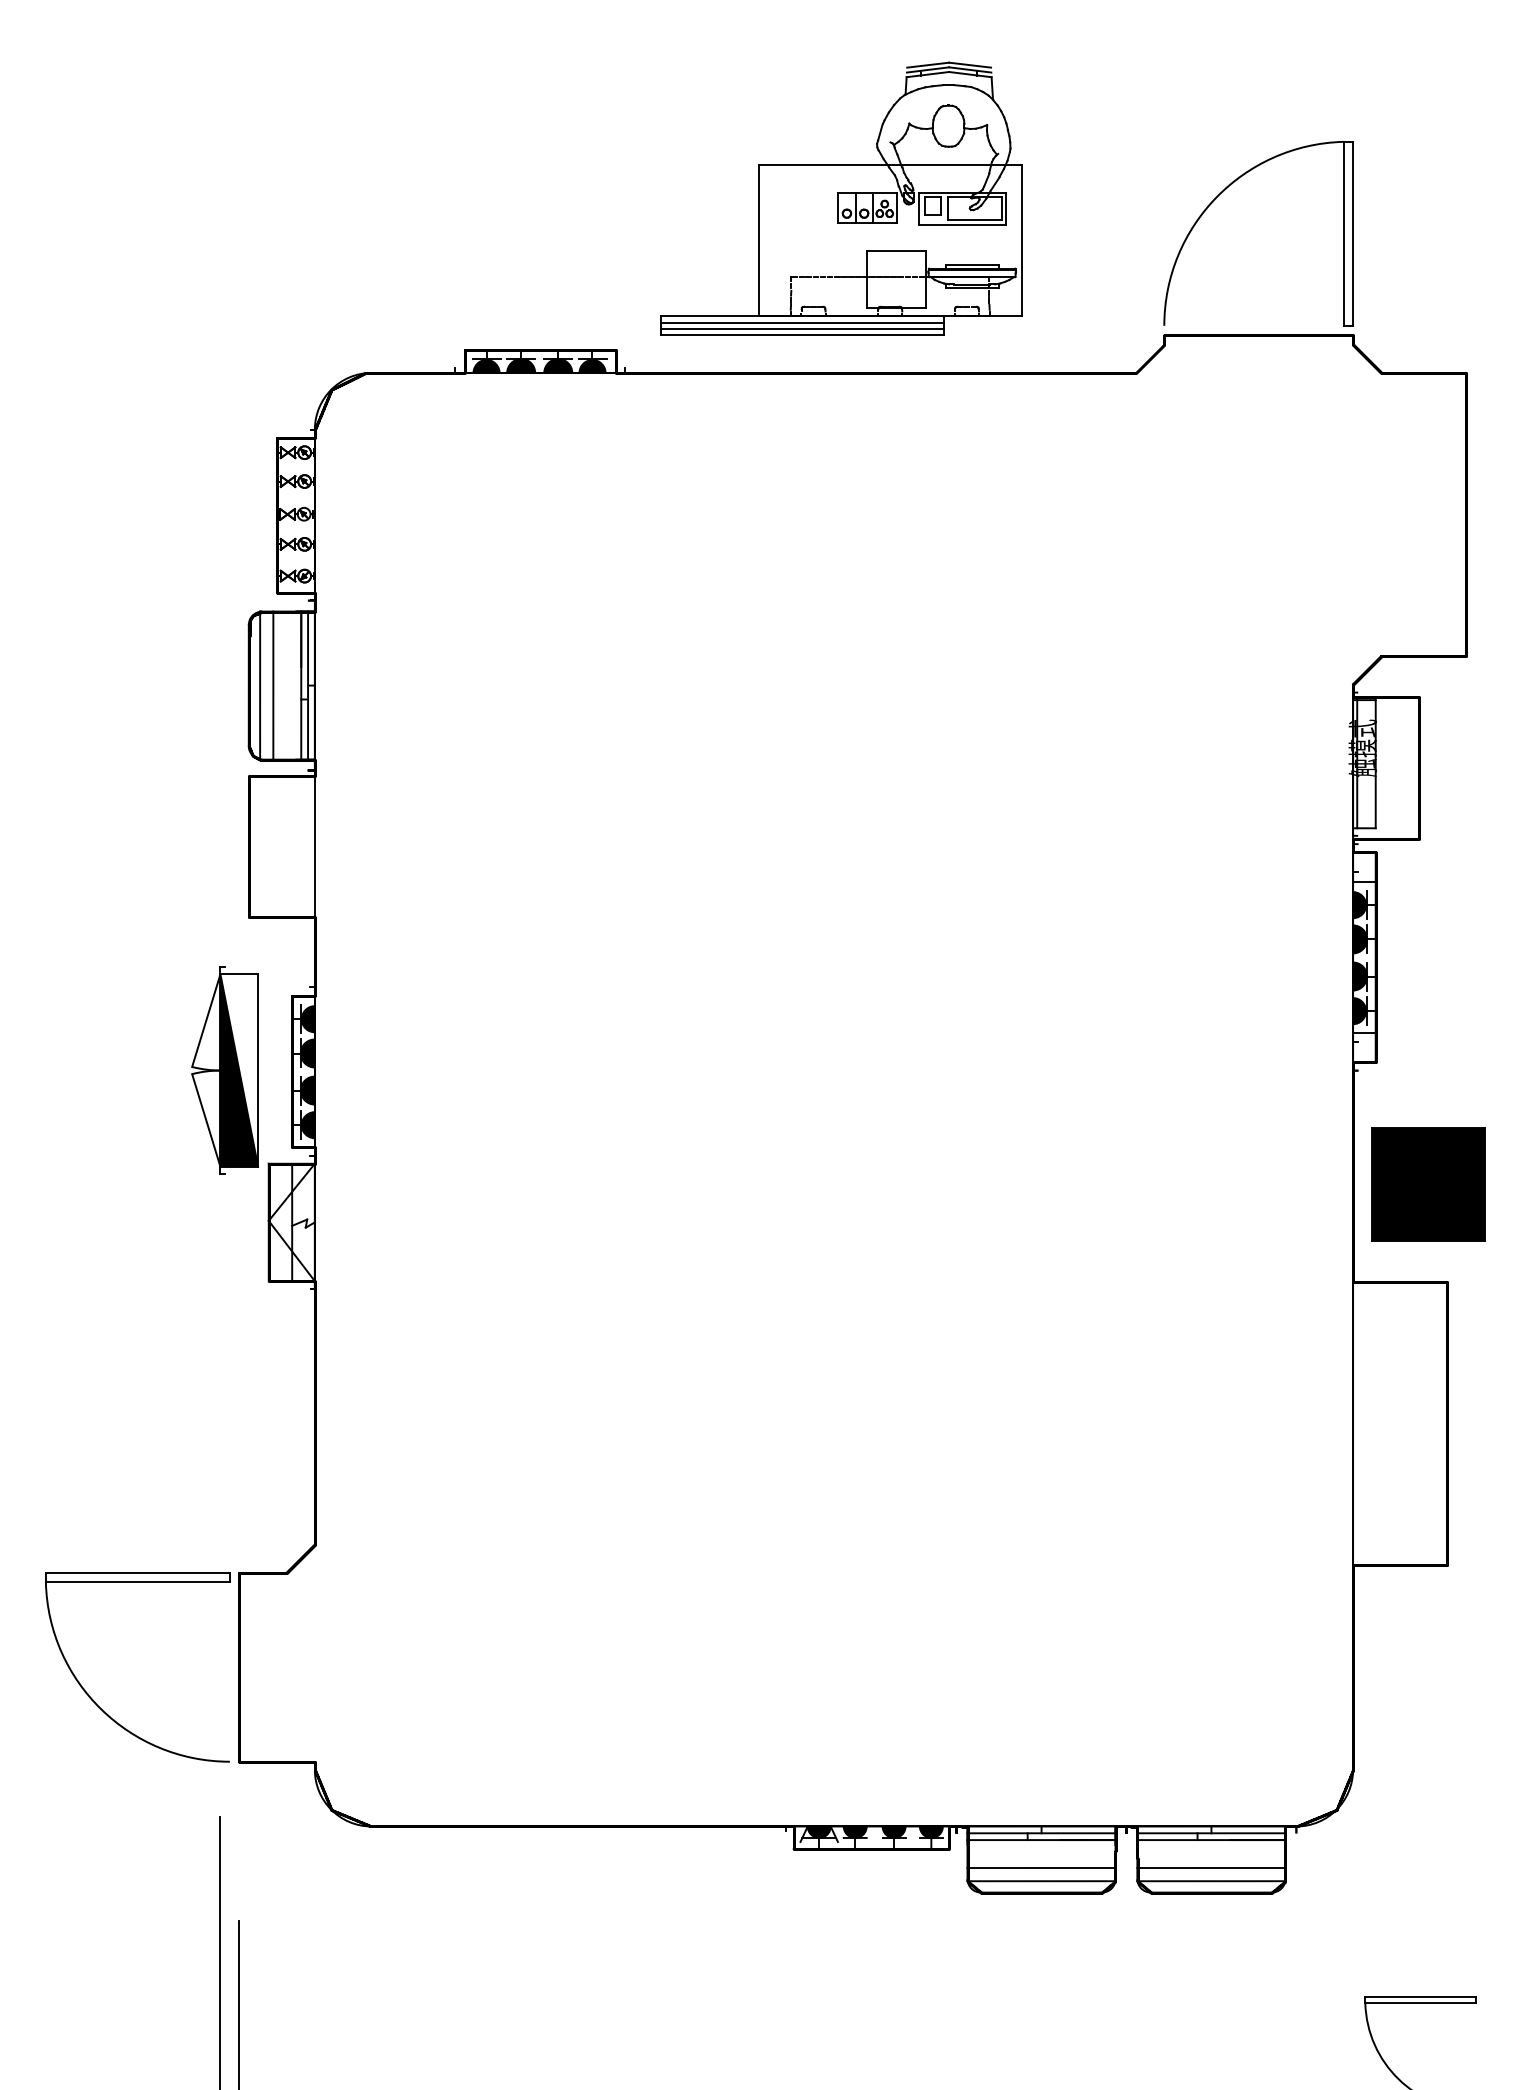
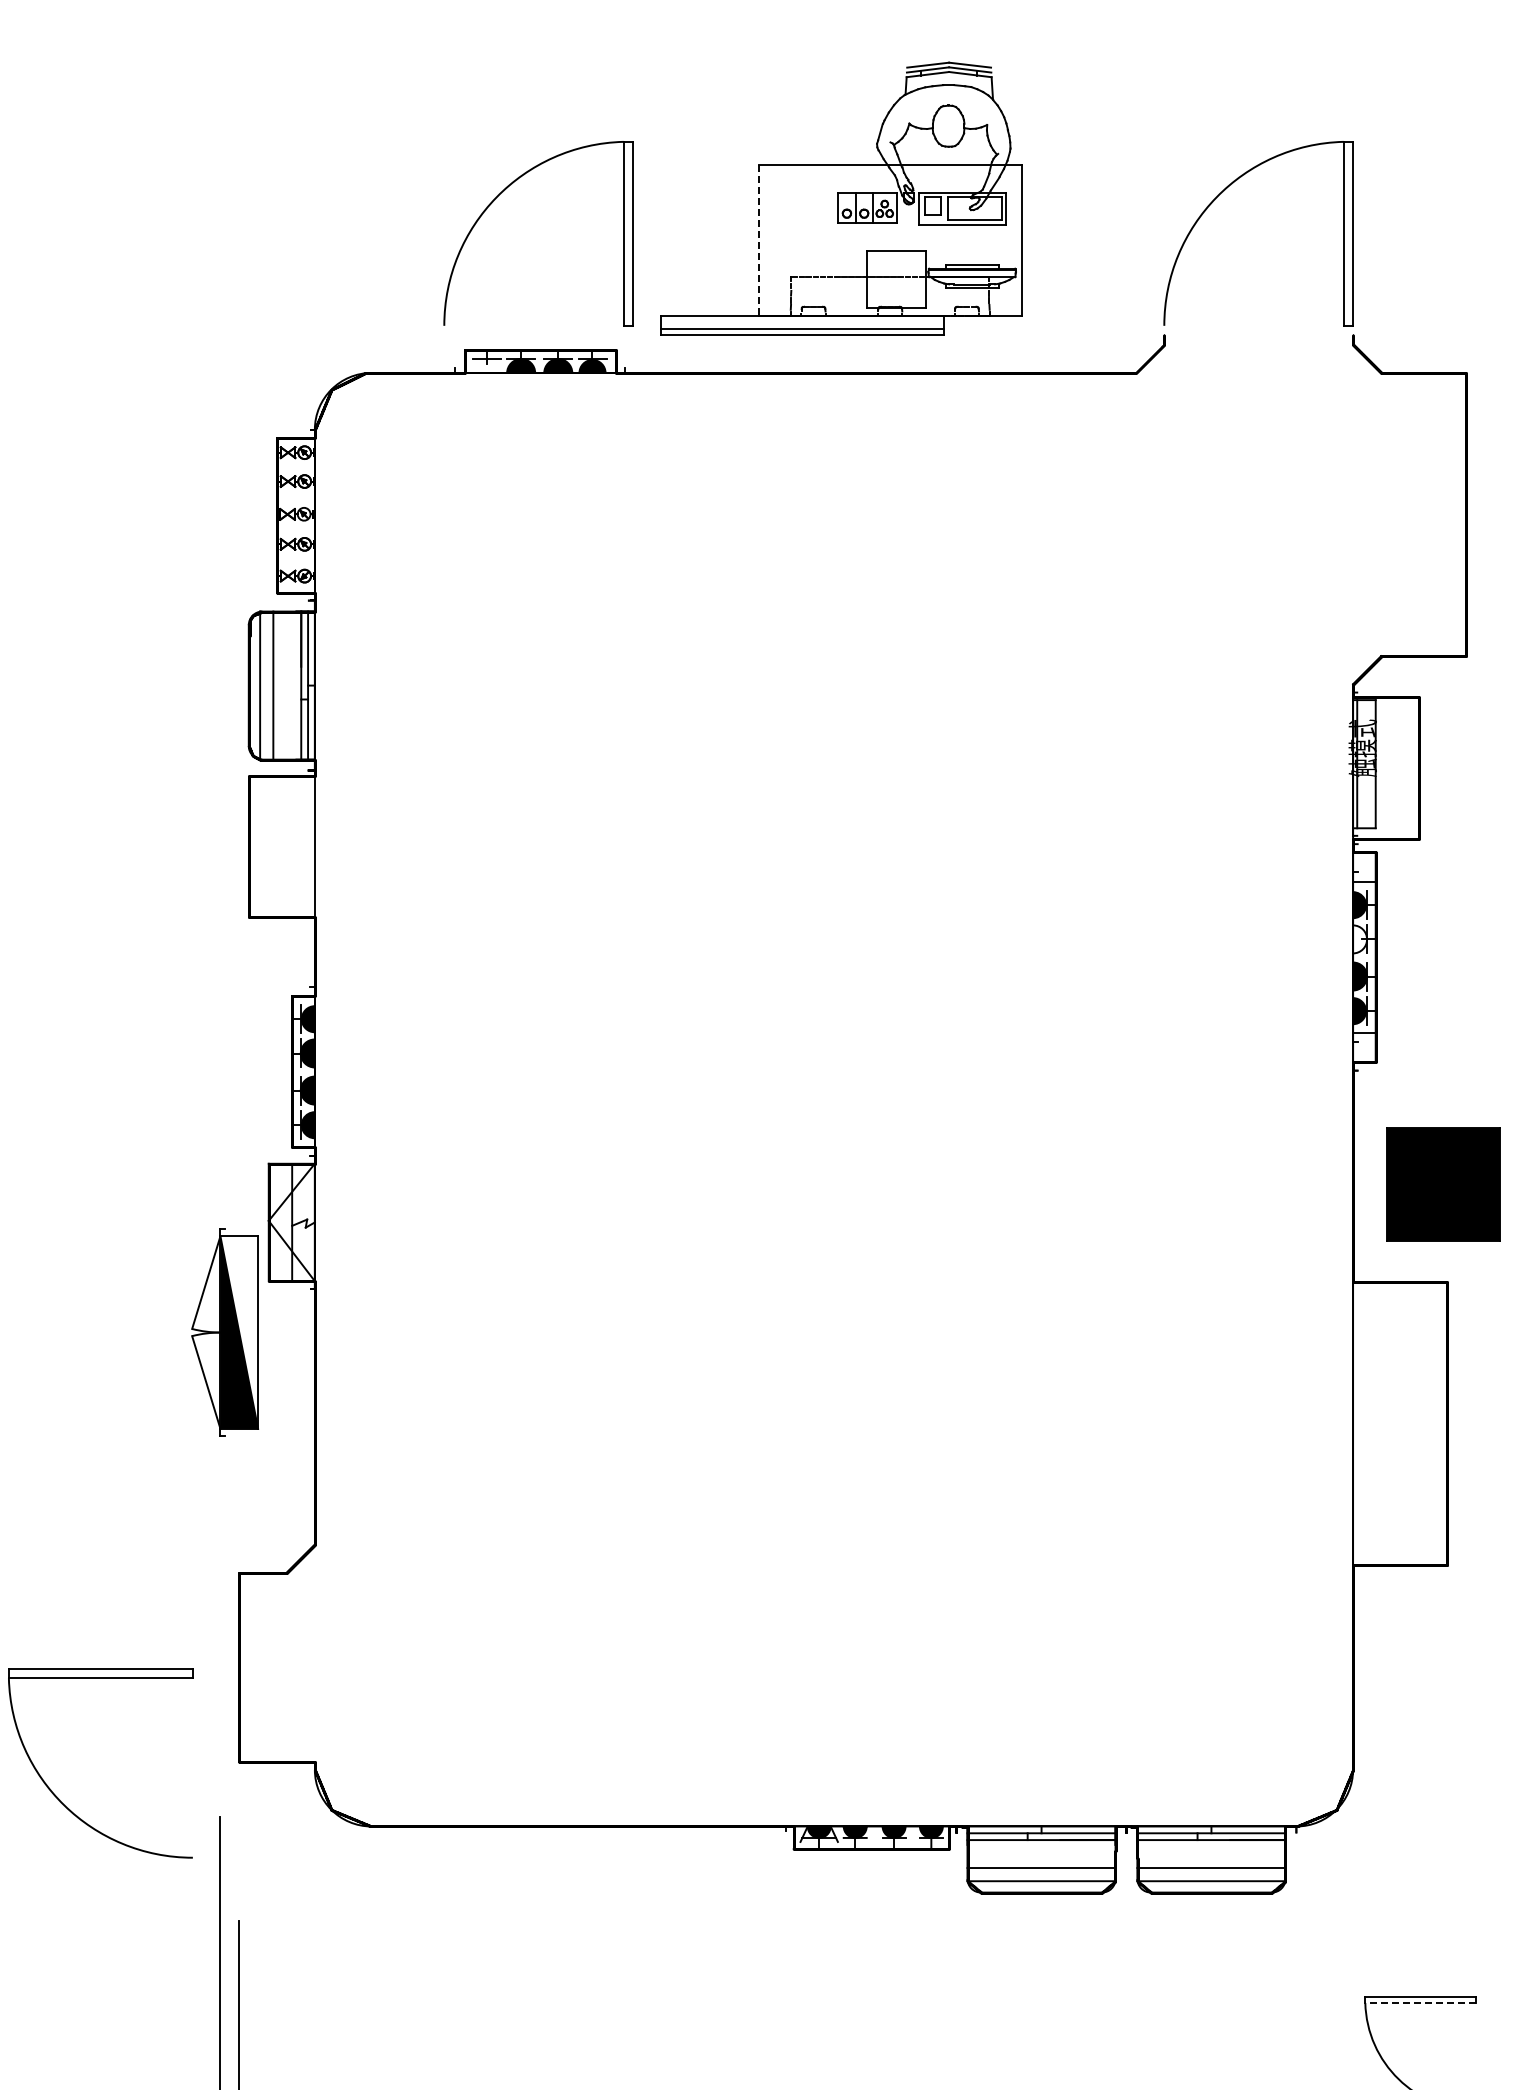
part: none -> present (504, 191)
line: solid -> dashed (758, 240)
line: present -> none (802, 322)
line: present -> none (1258, 335)
fill: present -> none (486, 366)
fill: present -> none (1360, 939)
part position: (225, 1070) -> (225, 1332) (225, 1332)
part position: (1428, 1184) -> (1443, 1184) (1443, 1184)
part position: (95, 1701) -> (58, 1797) (58, 1797)
line: solid -> dashed (1420, 2002)
